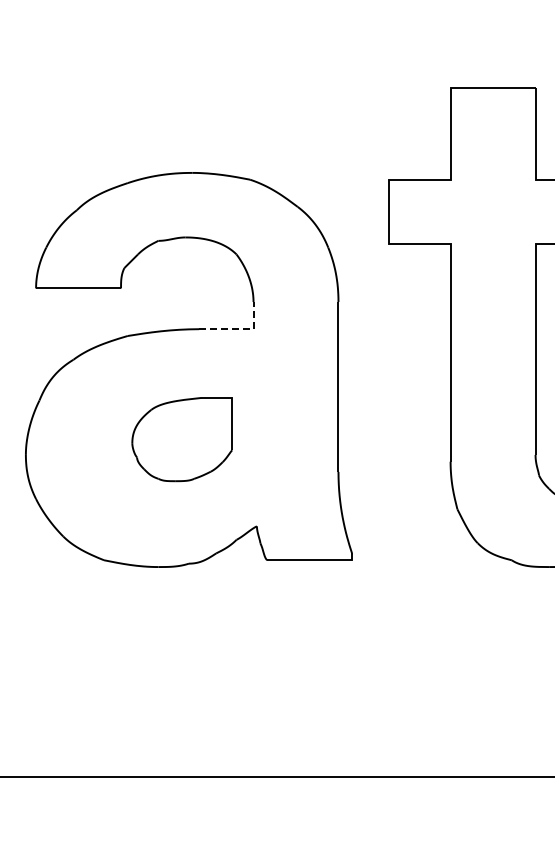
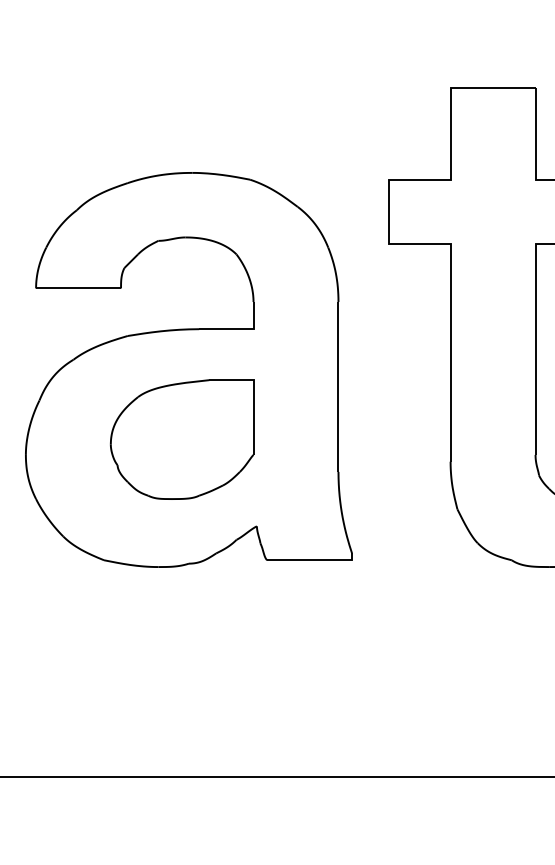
line: dashed -> solid (240, 329)
part size: 102x86 px -> 145x121 px (182, 439)
